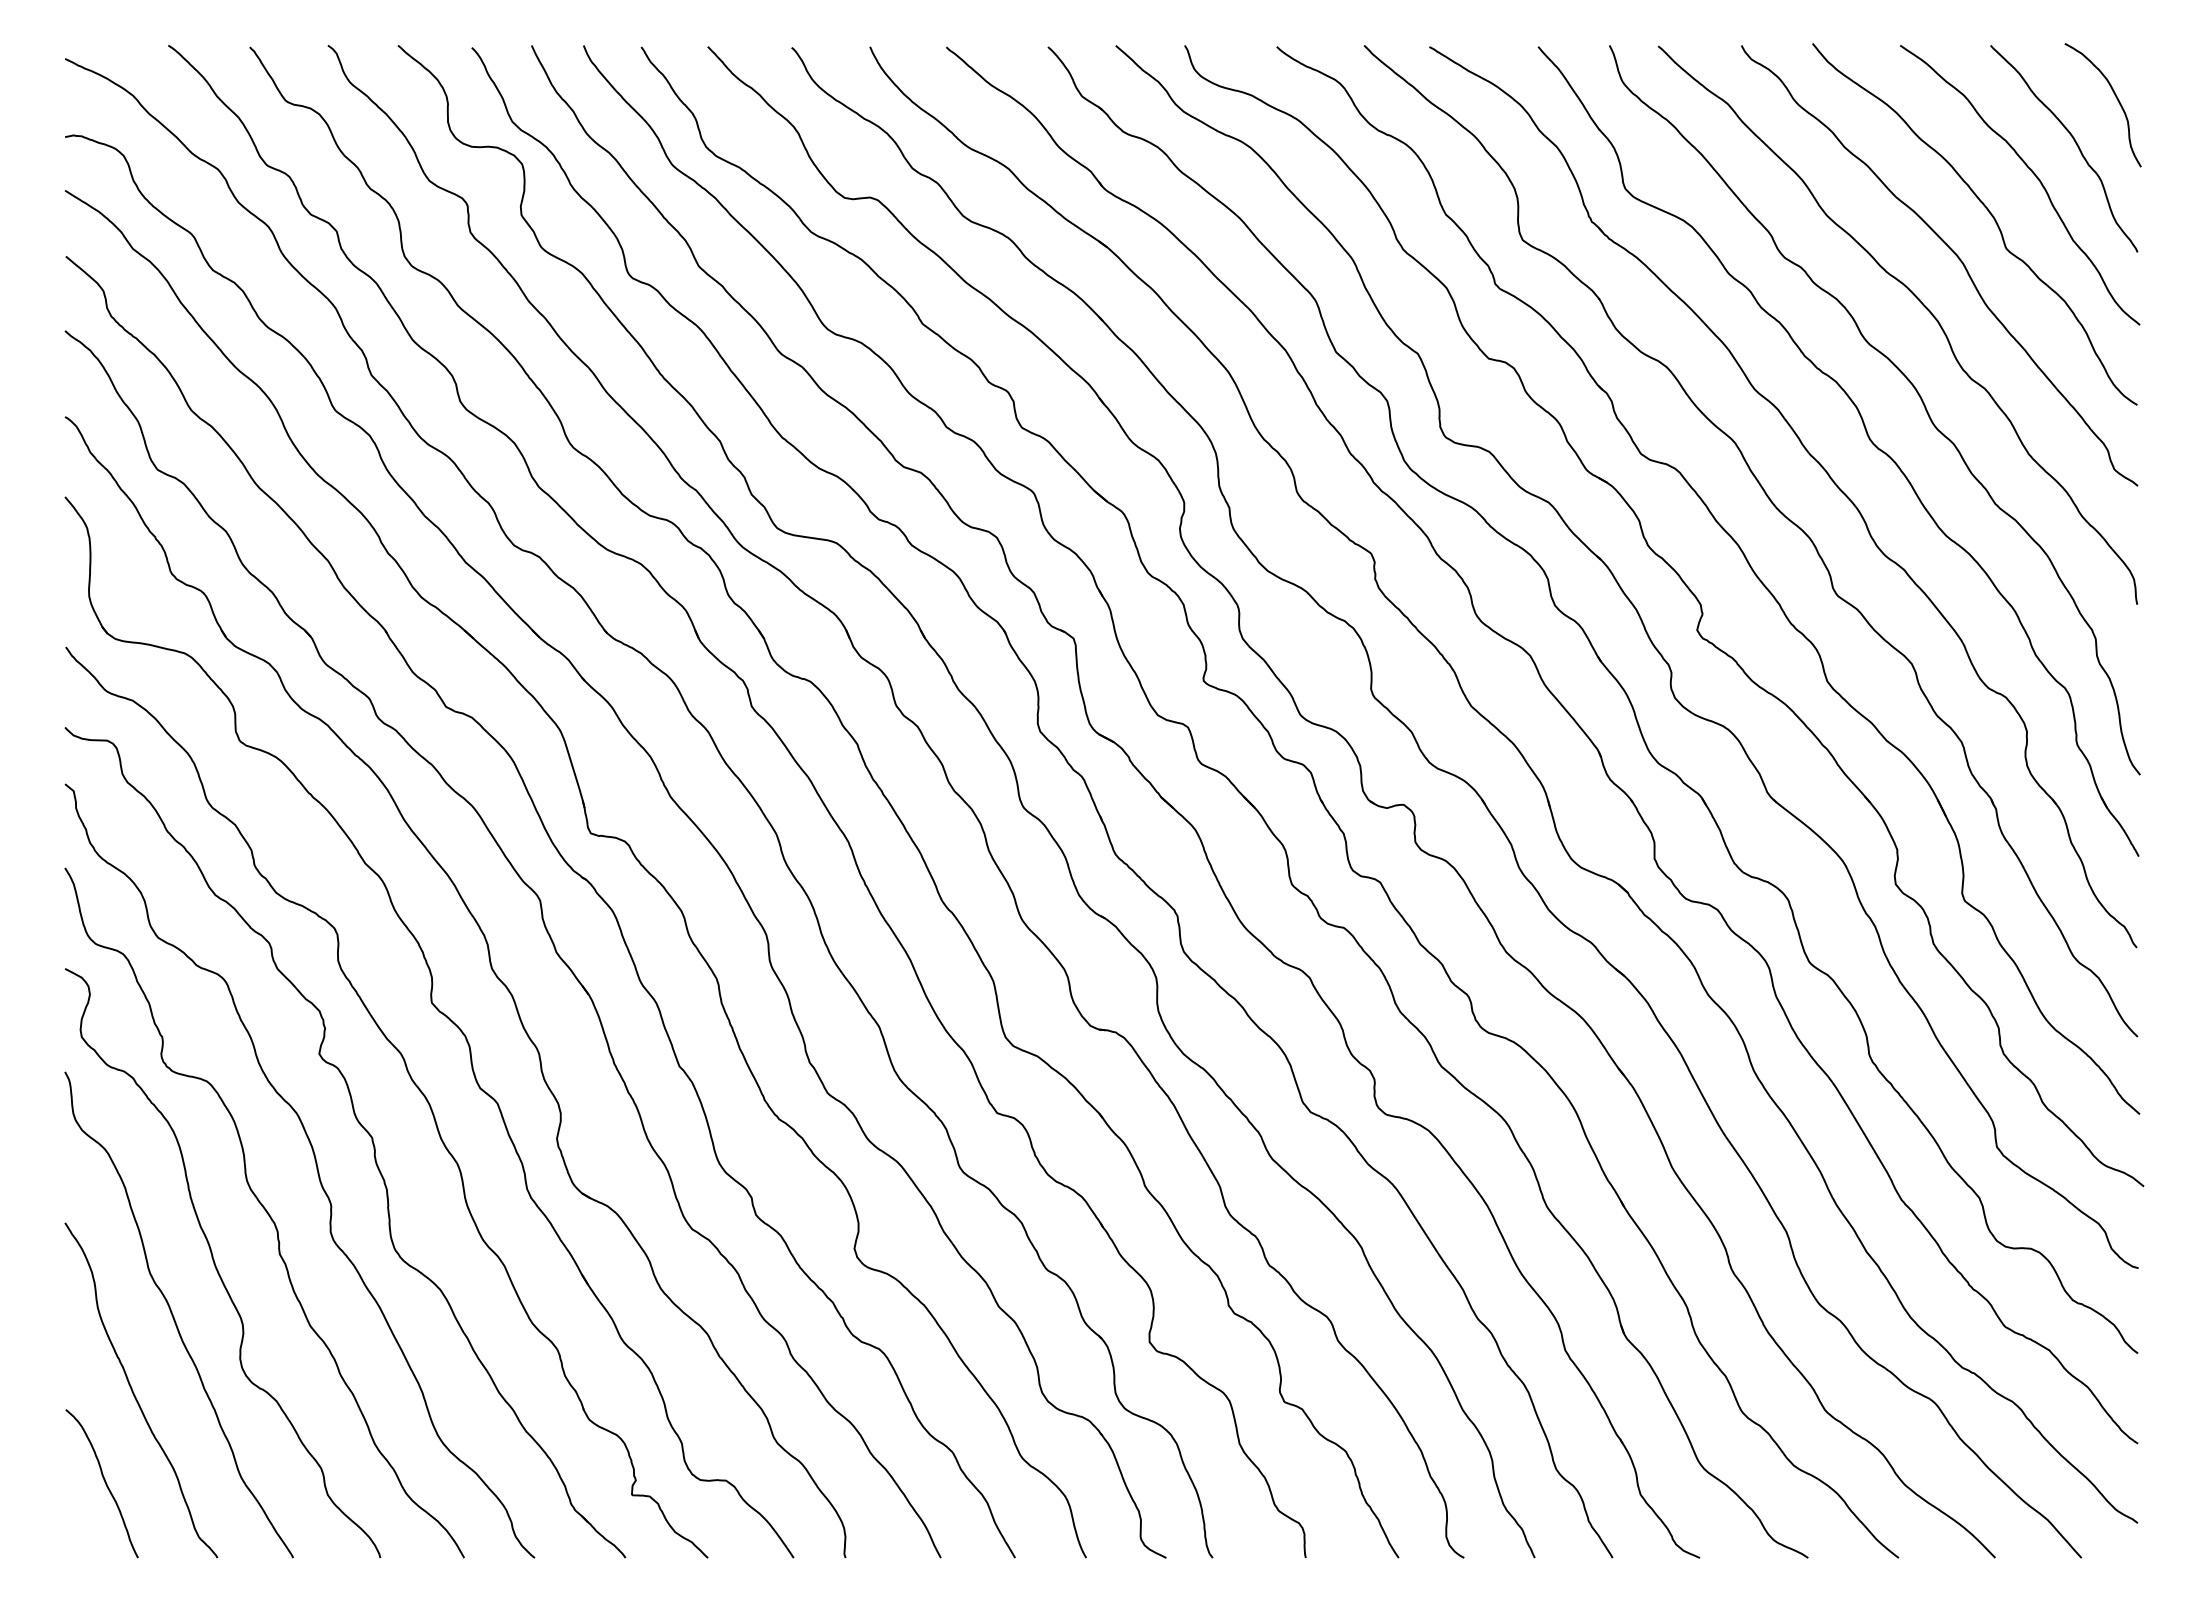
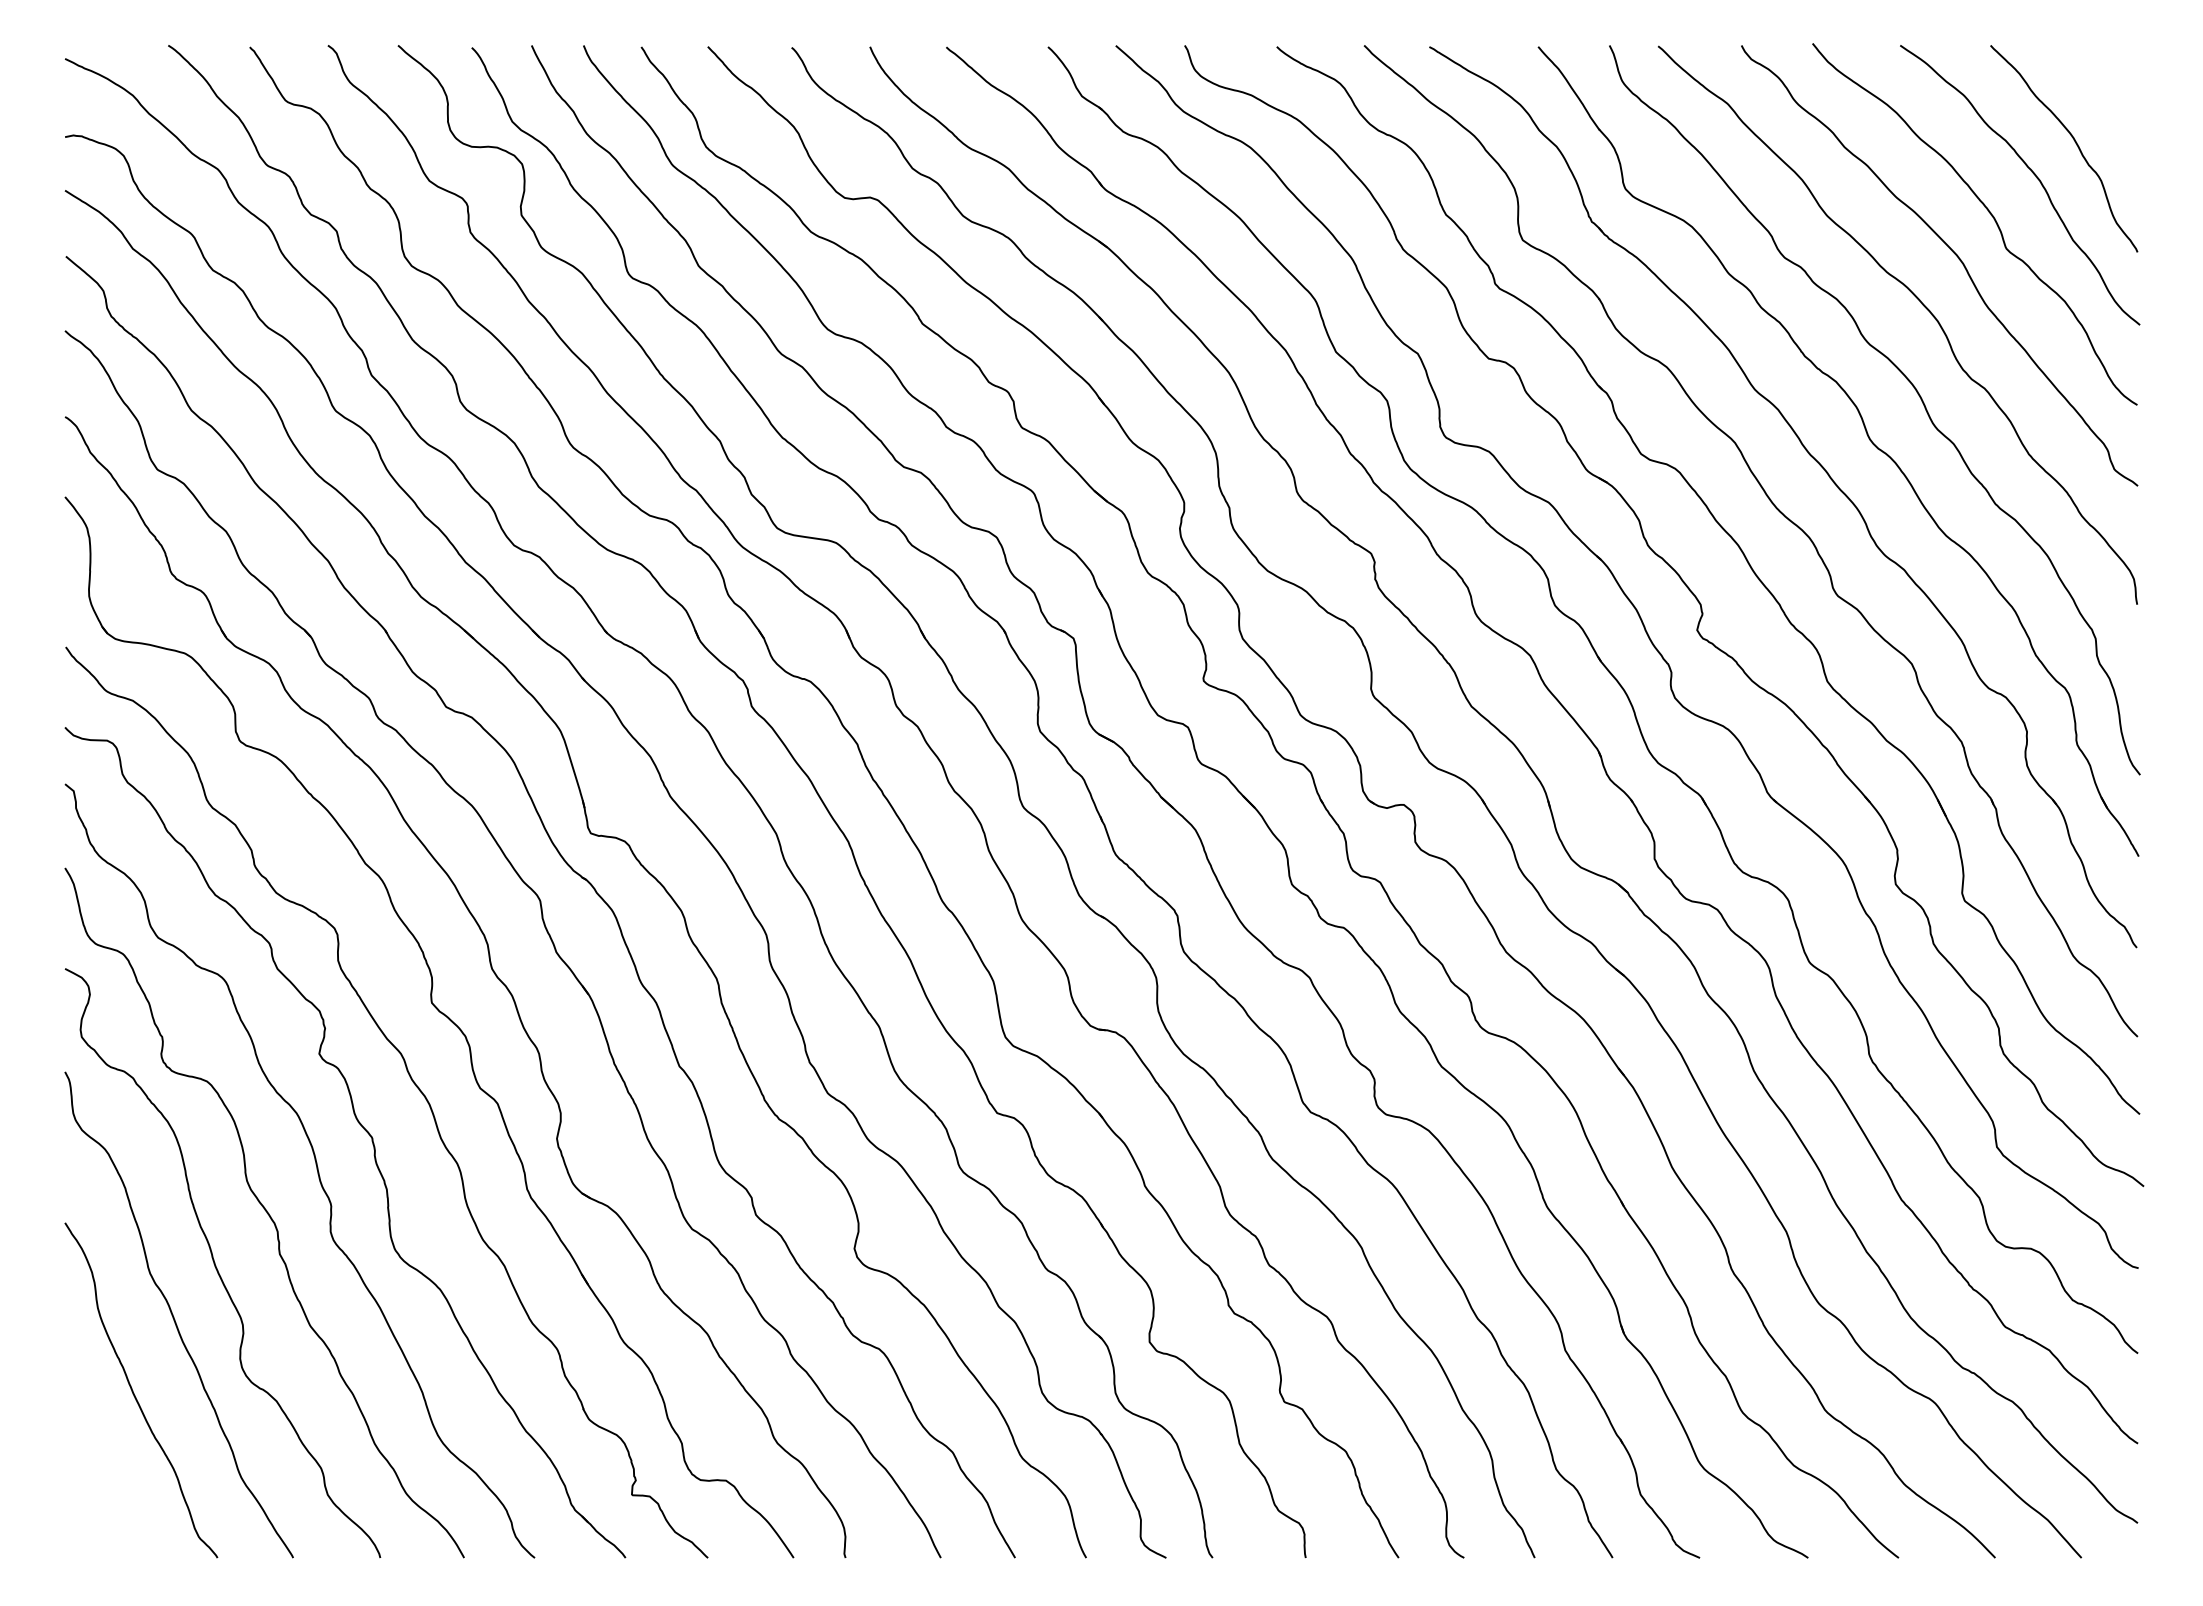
curve: present -> none (2116, 99)
curve: present -> none (104, 1482)
